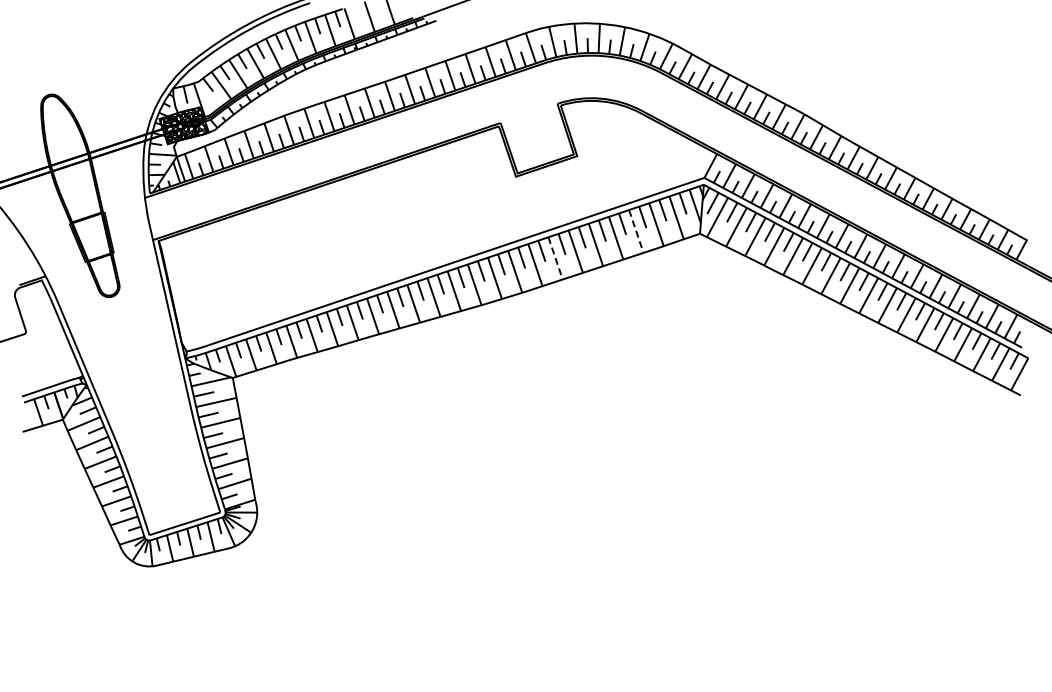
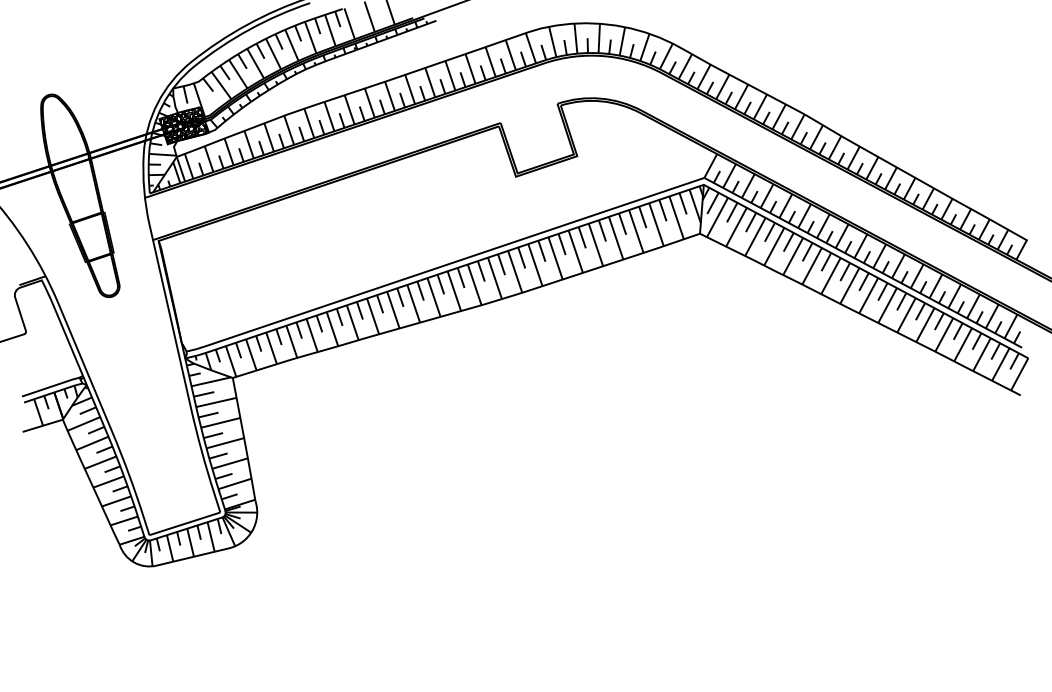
line: dashed -> solid (636, 231)
line: dashed -> solid (555, 258)
